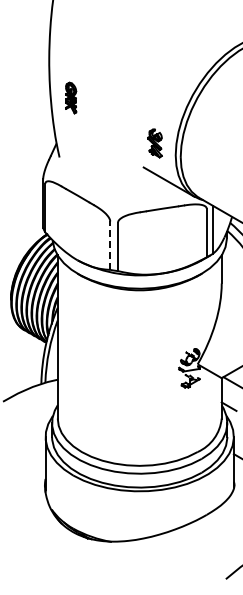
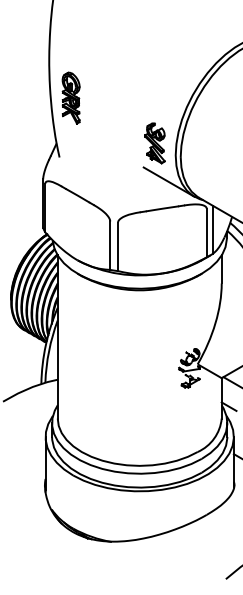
part size: 13x34 px -> 20x54 px (70, 97)
part size: 16x31 px -> 22x43 px (154, 143)
line: dashed -> solid (110, 245)
